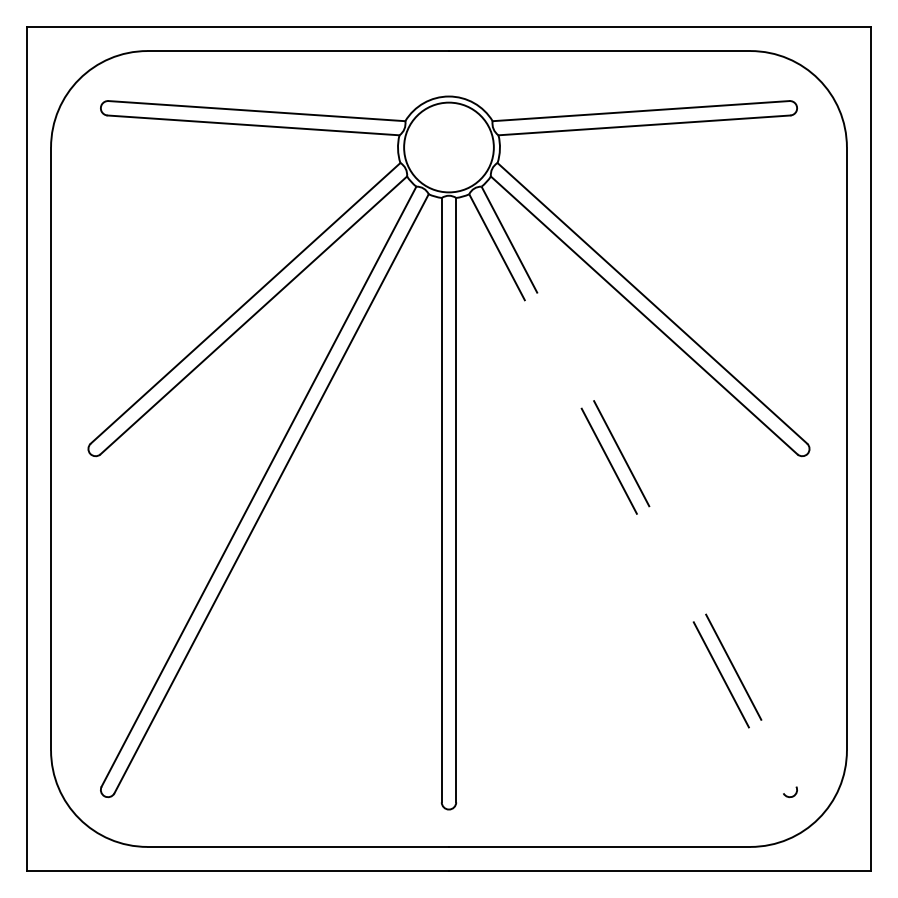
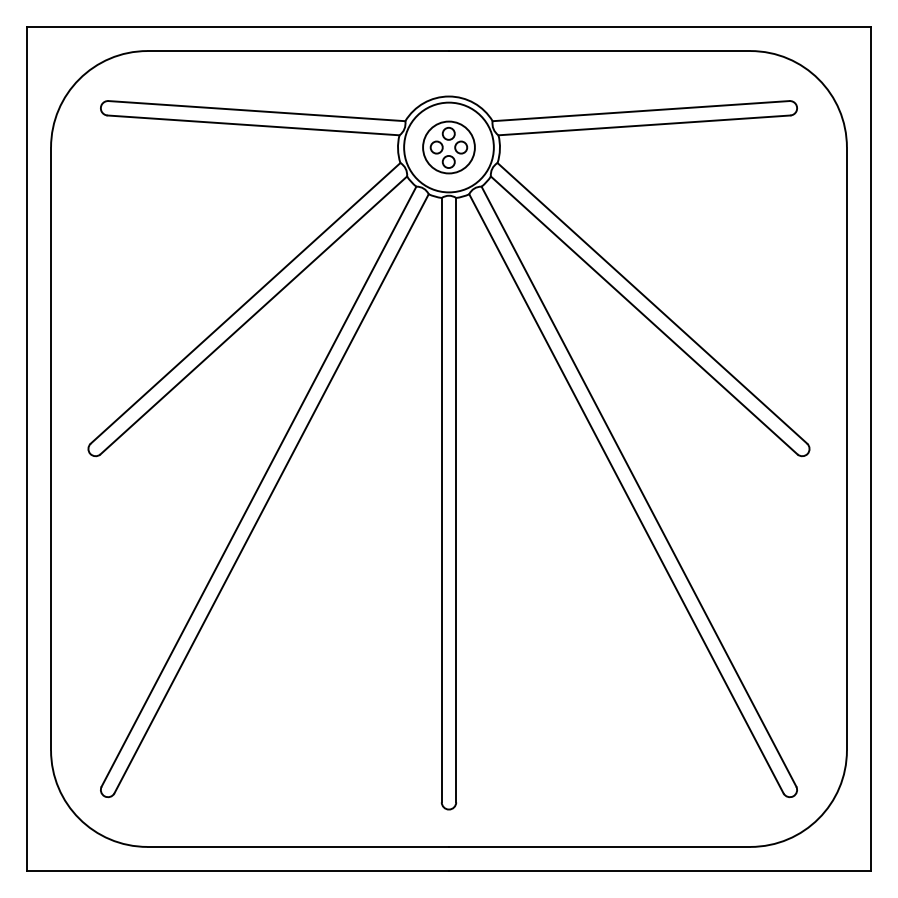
part: none -> present (448, 147)
line: dashed -> solid (638, 486)
line: dashed -> solid (626, 494)
